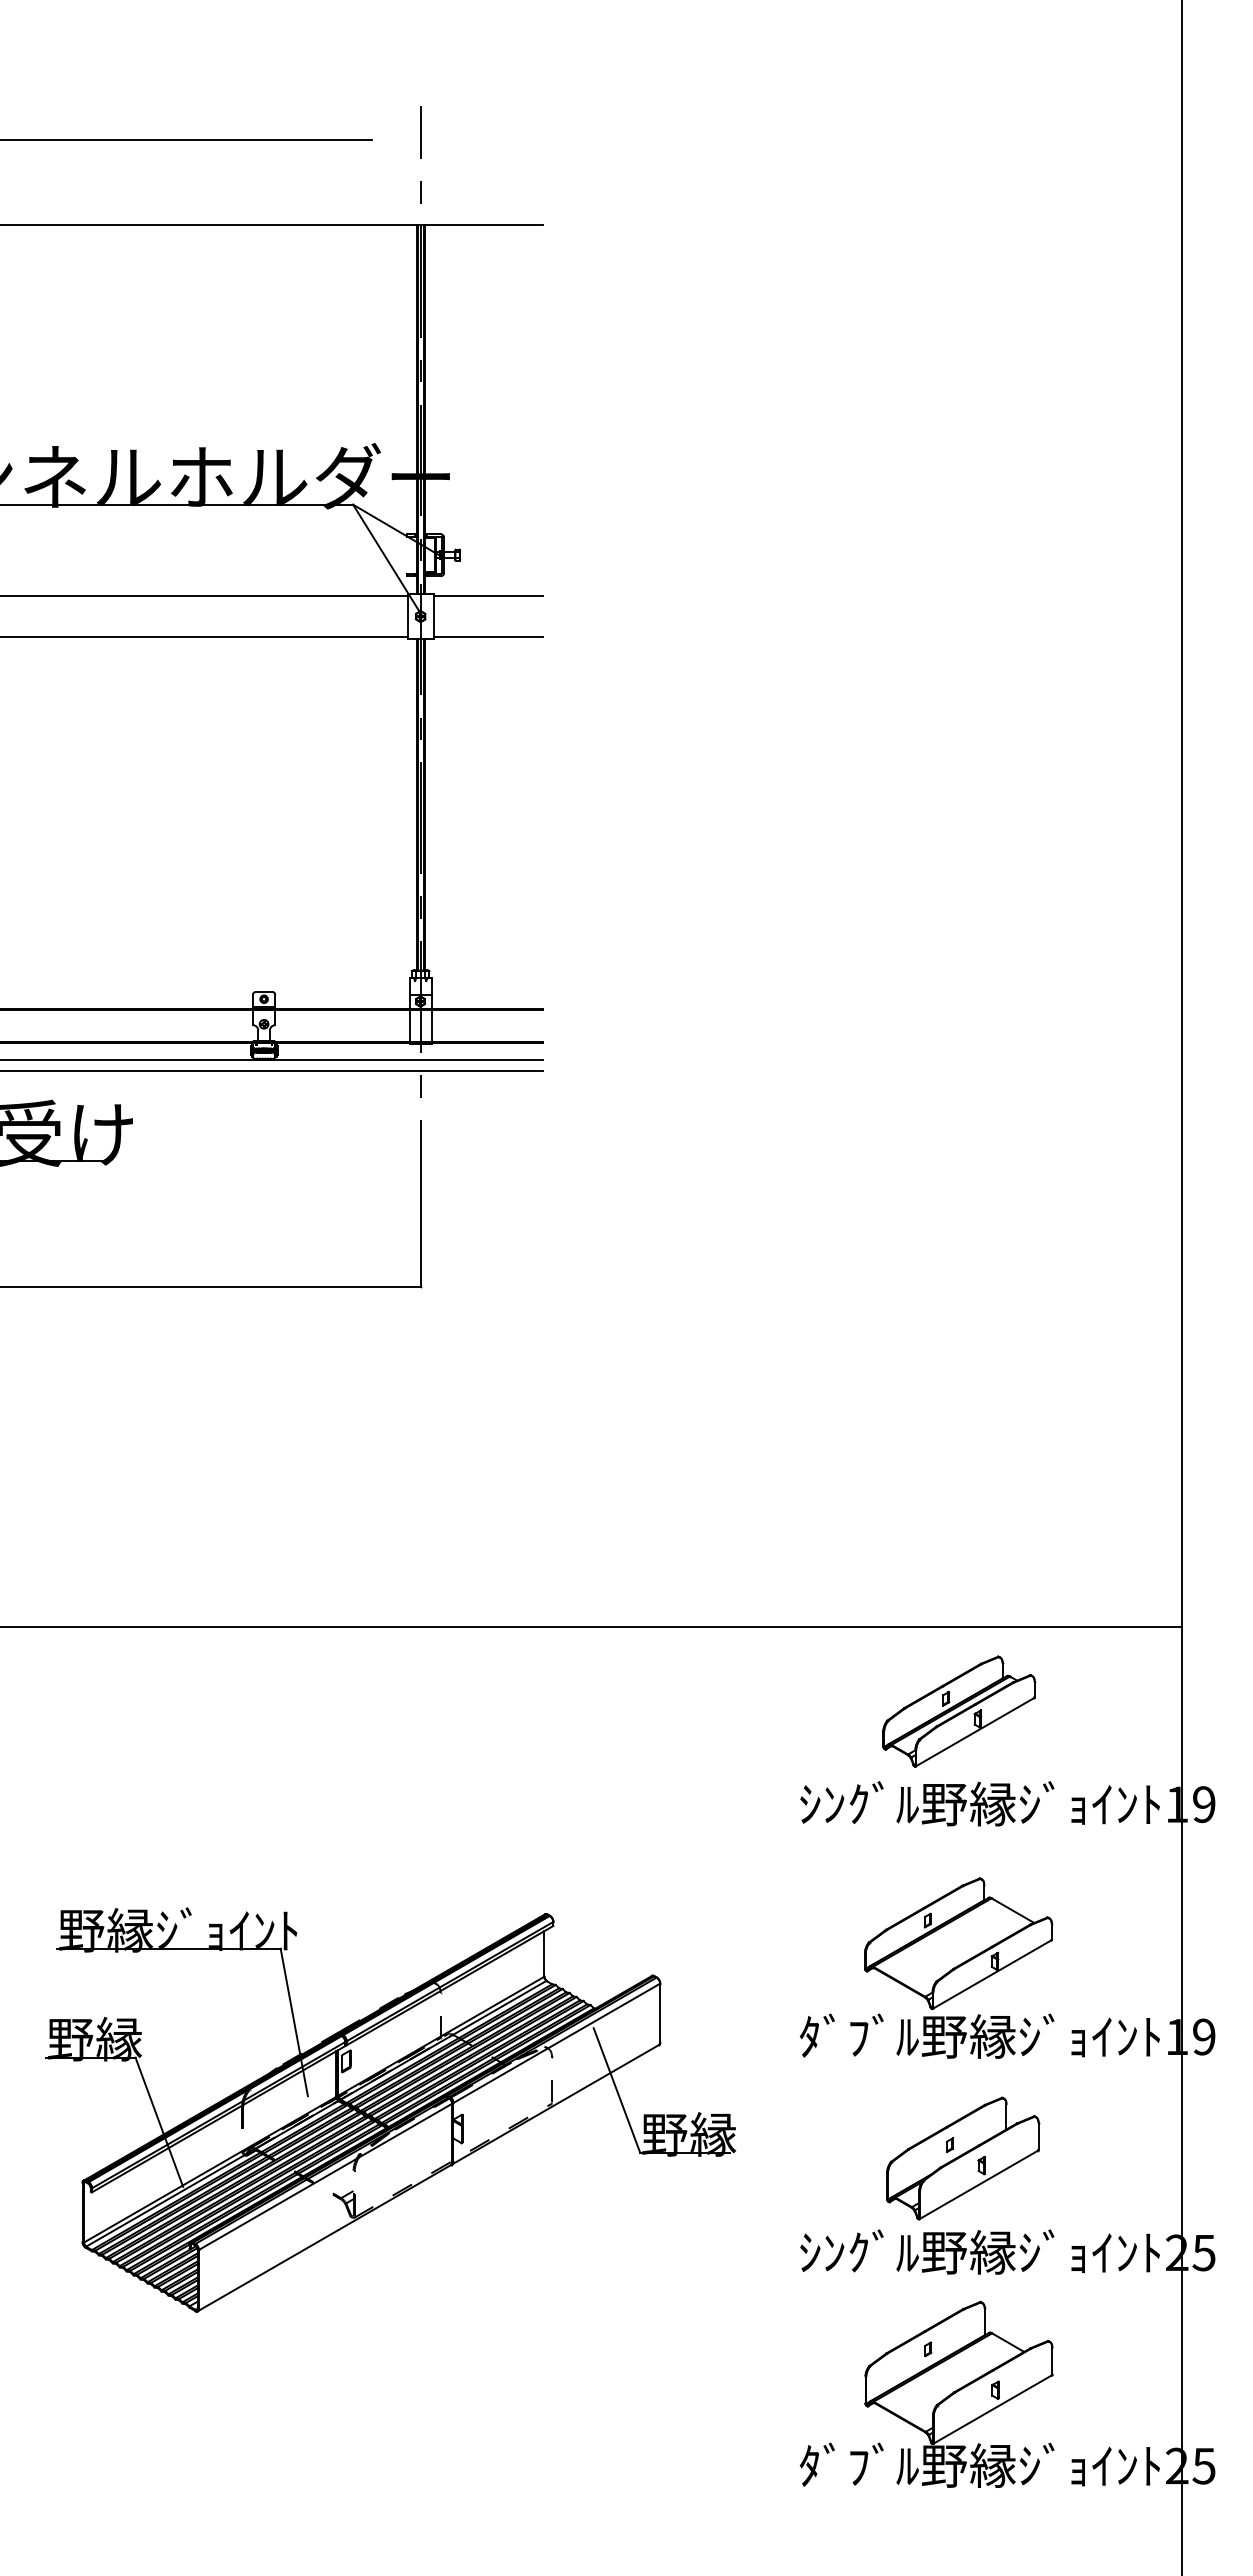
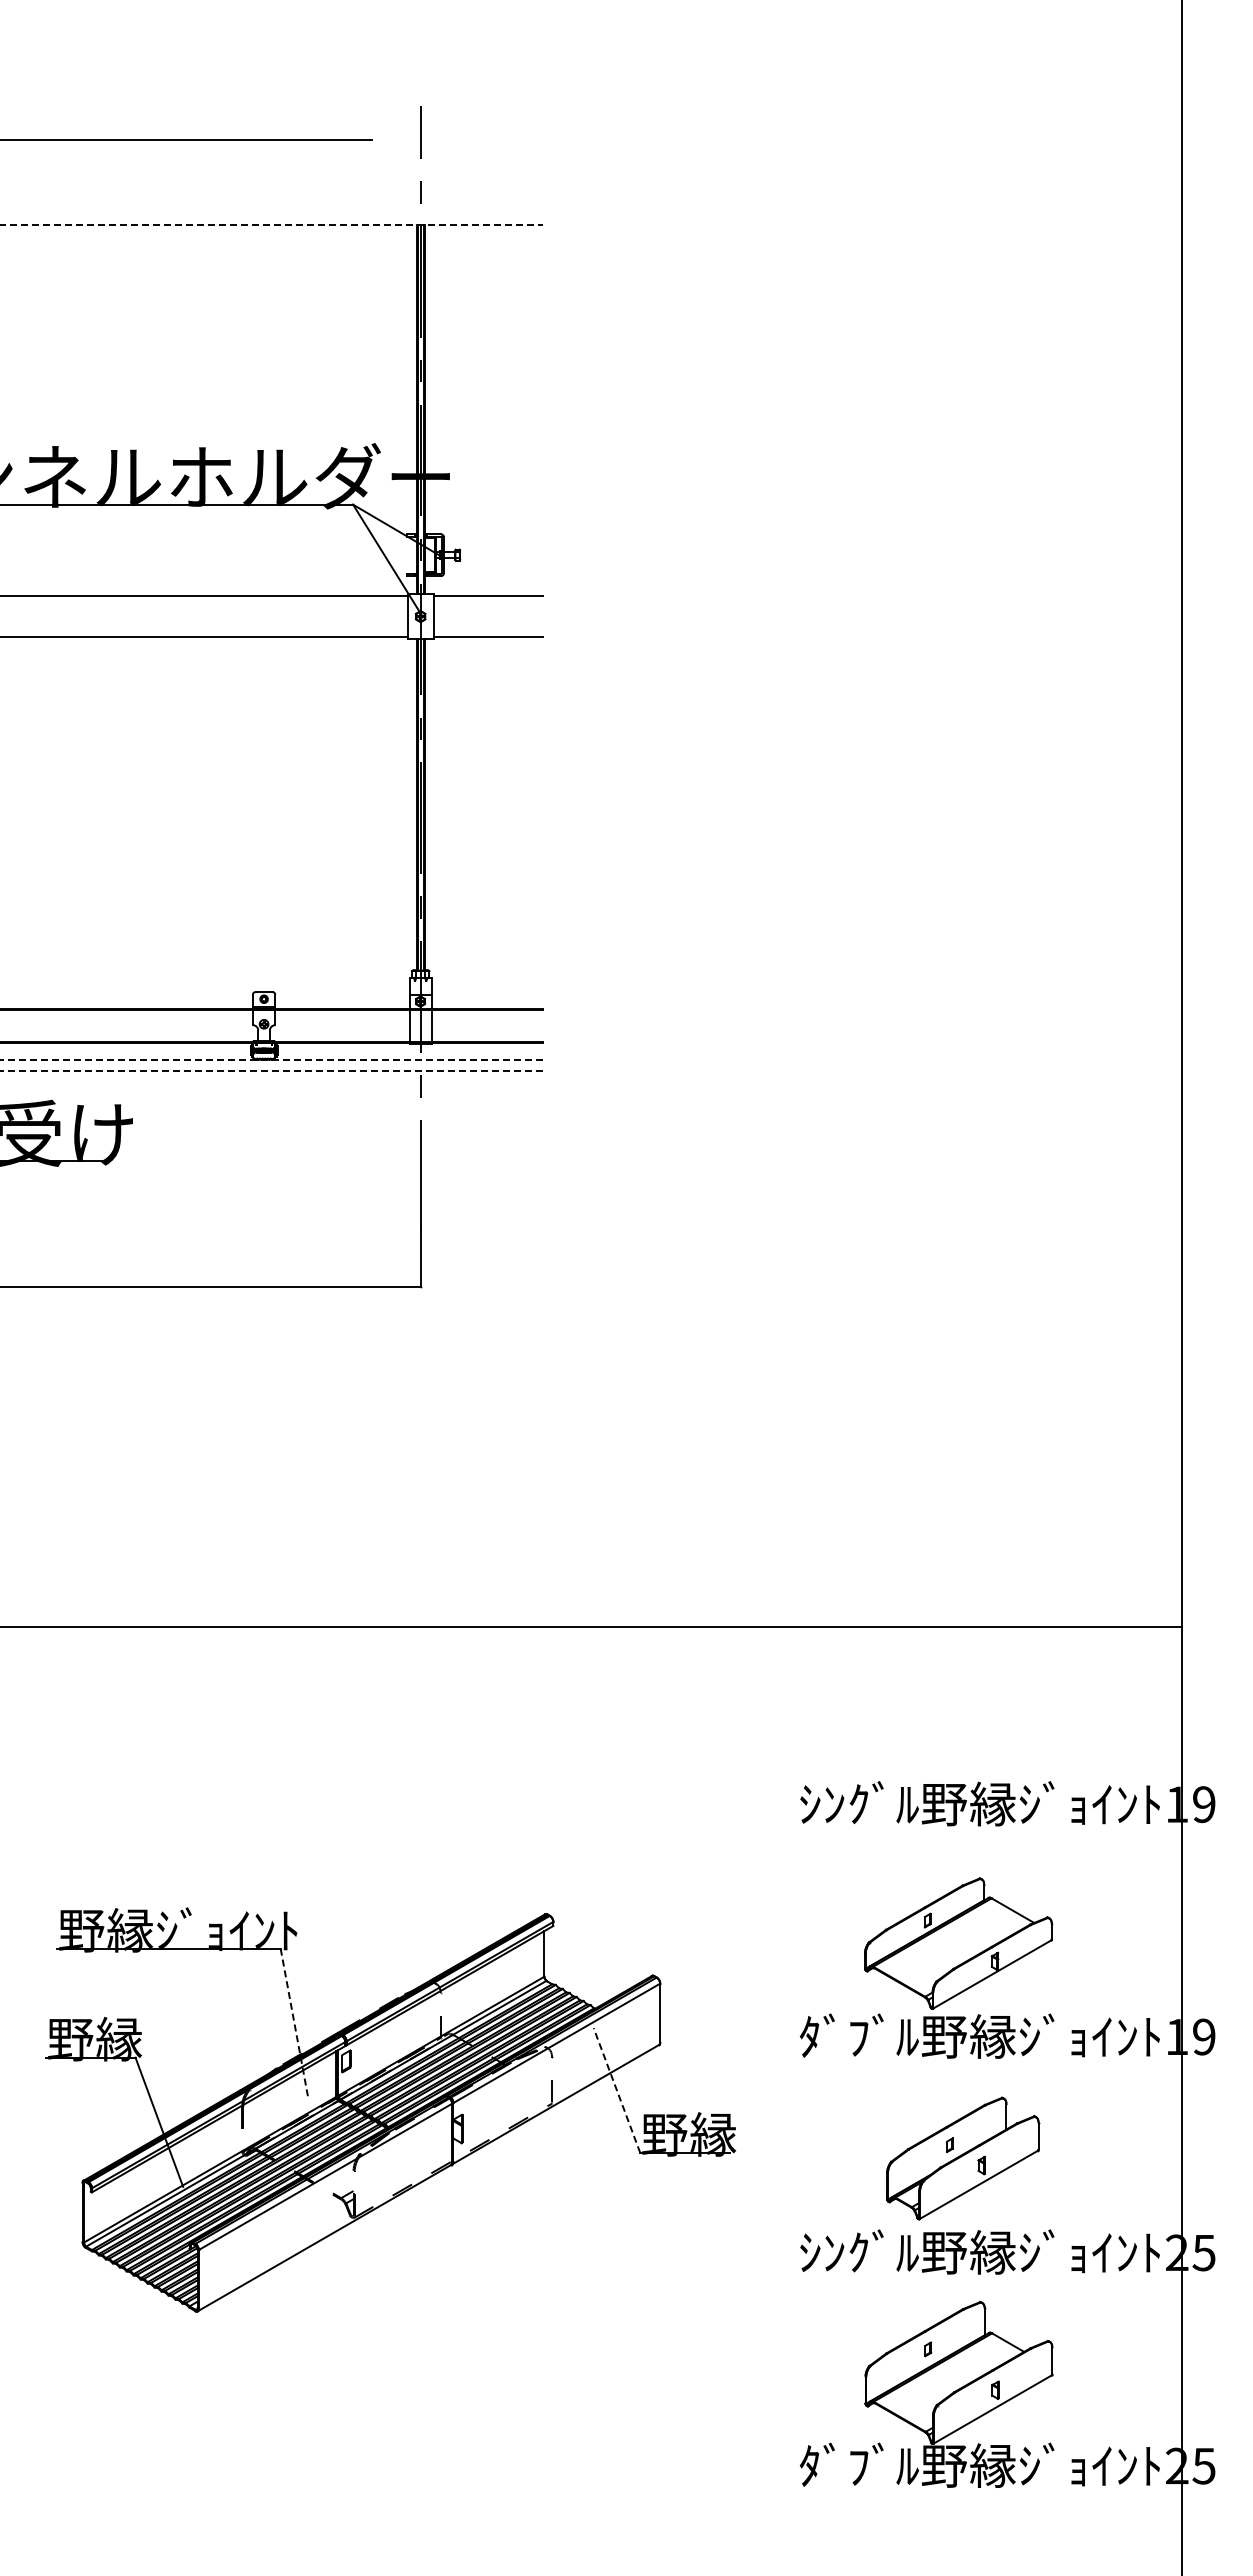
line: solid -> dashed (272, 224)
line: solid -> dashed (271, 1059)
line: solid -> dashed (271, 1070)
part: present -> none (959, 1711)
line: solid -> dashed (294, 2022)
line: solid -> dashed (616, 2090)
